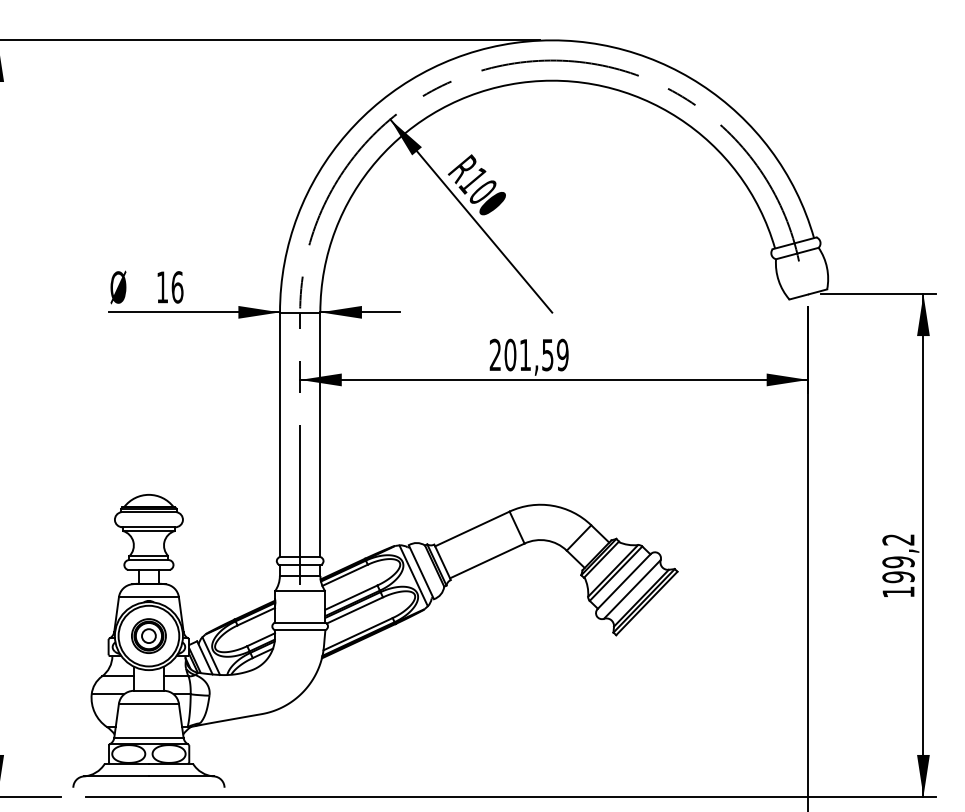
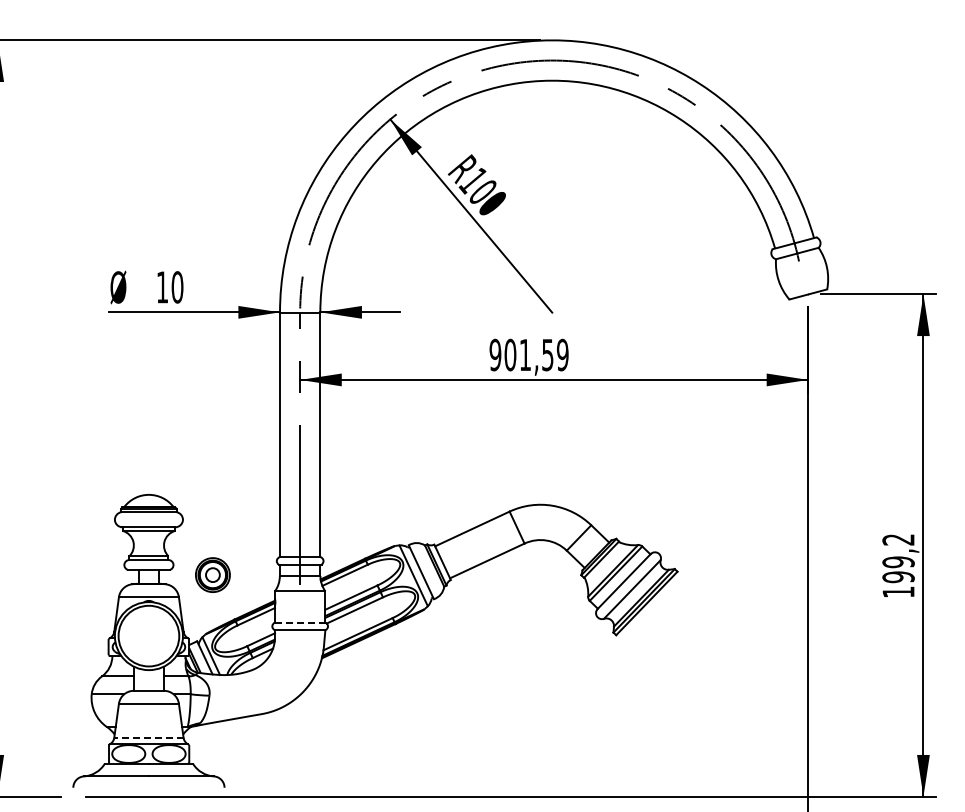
text: 16 -> 10 (177, 287)
text: 201,59 -> 901,59 (495, 355)
line: solid -> dashed (300, 622)
part position: (148, 635) -> (212, 574) (212, 574)
line: solid -> dashed (148, 737)
